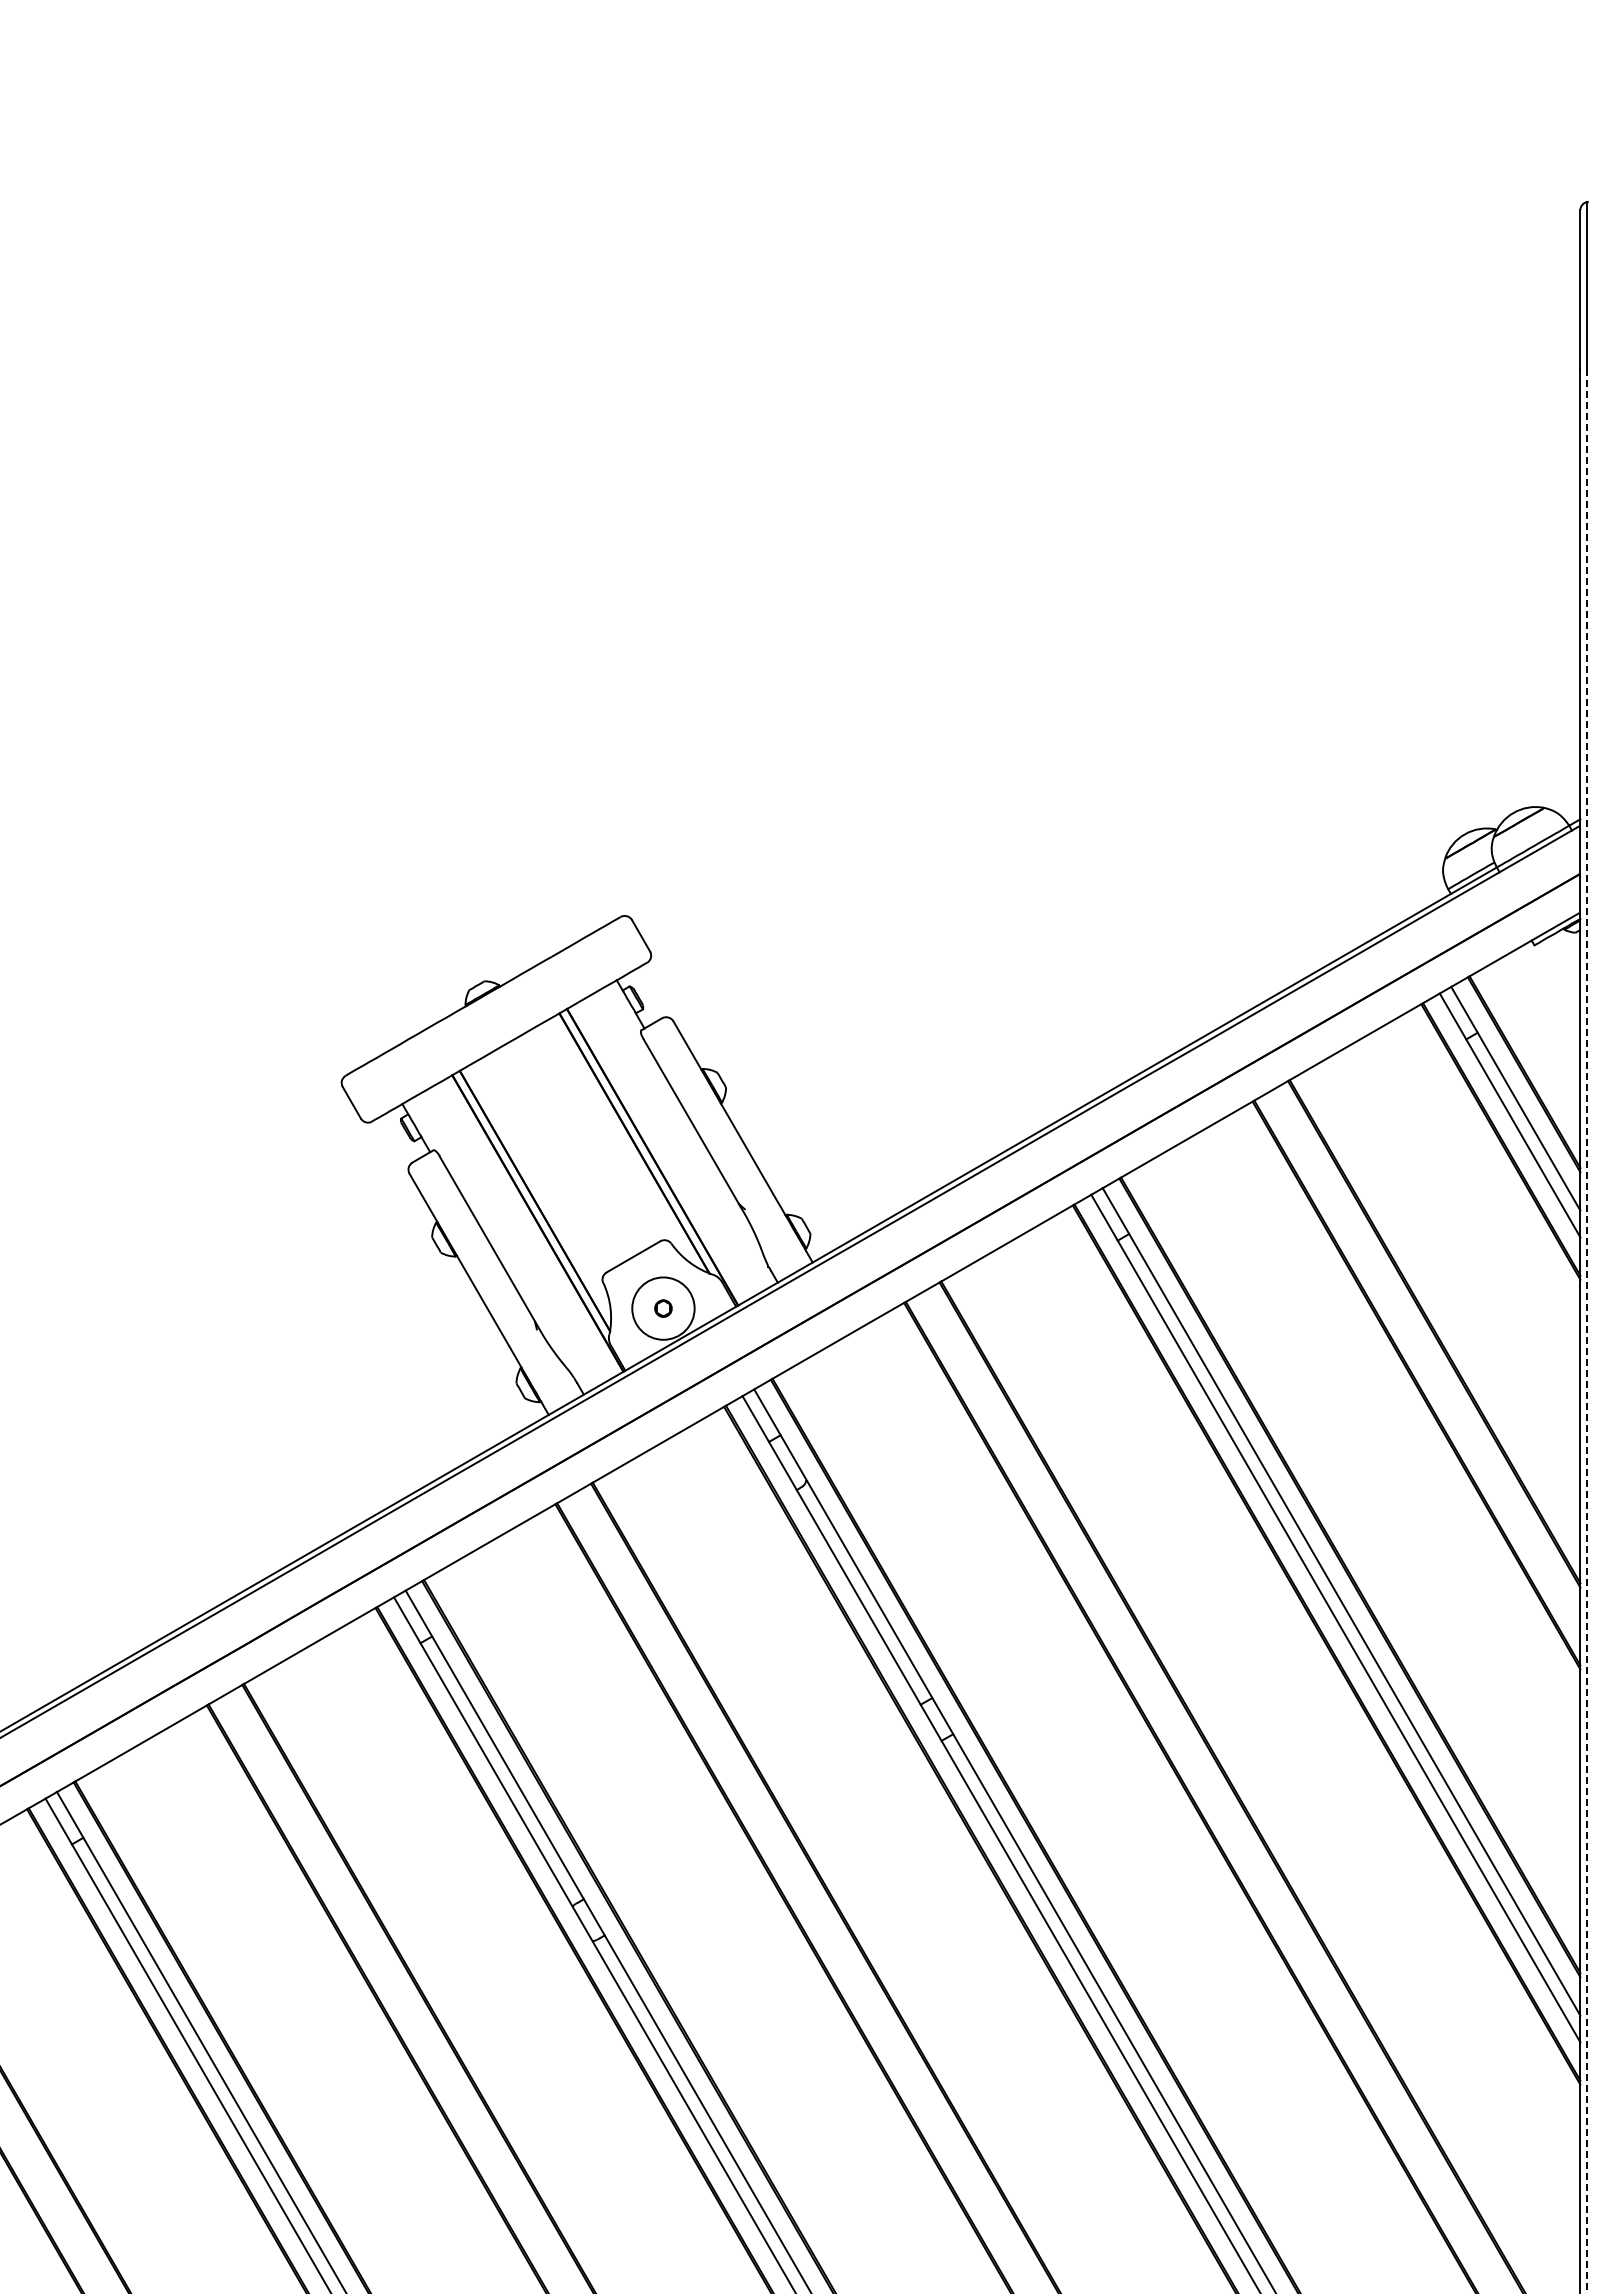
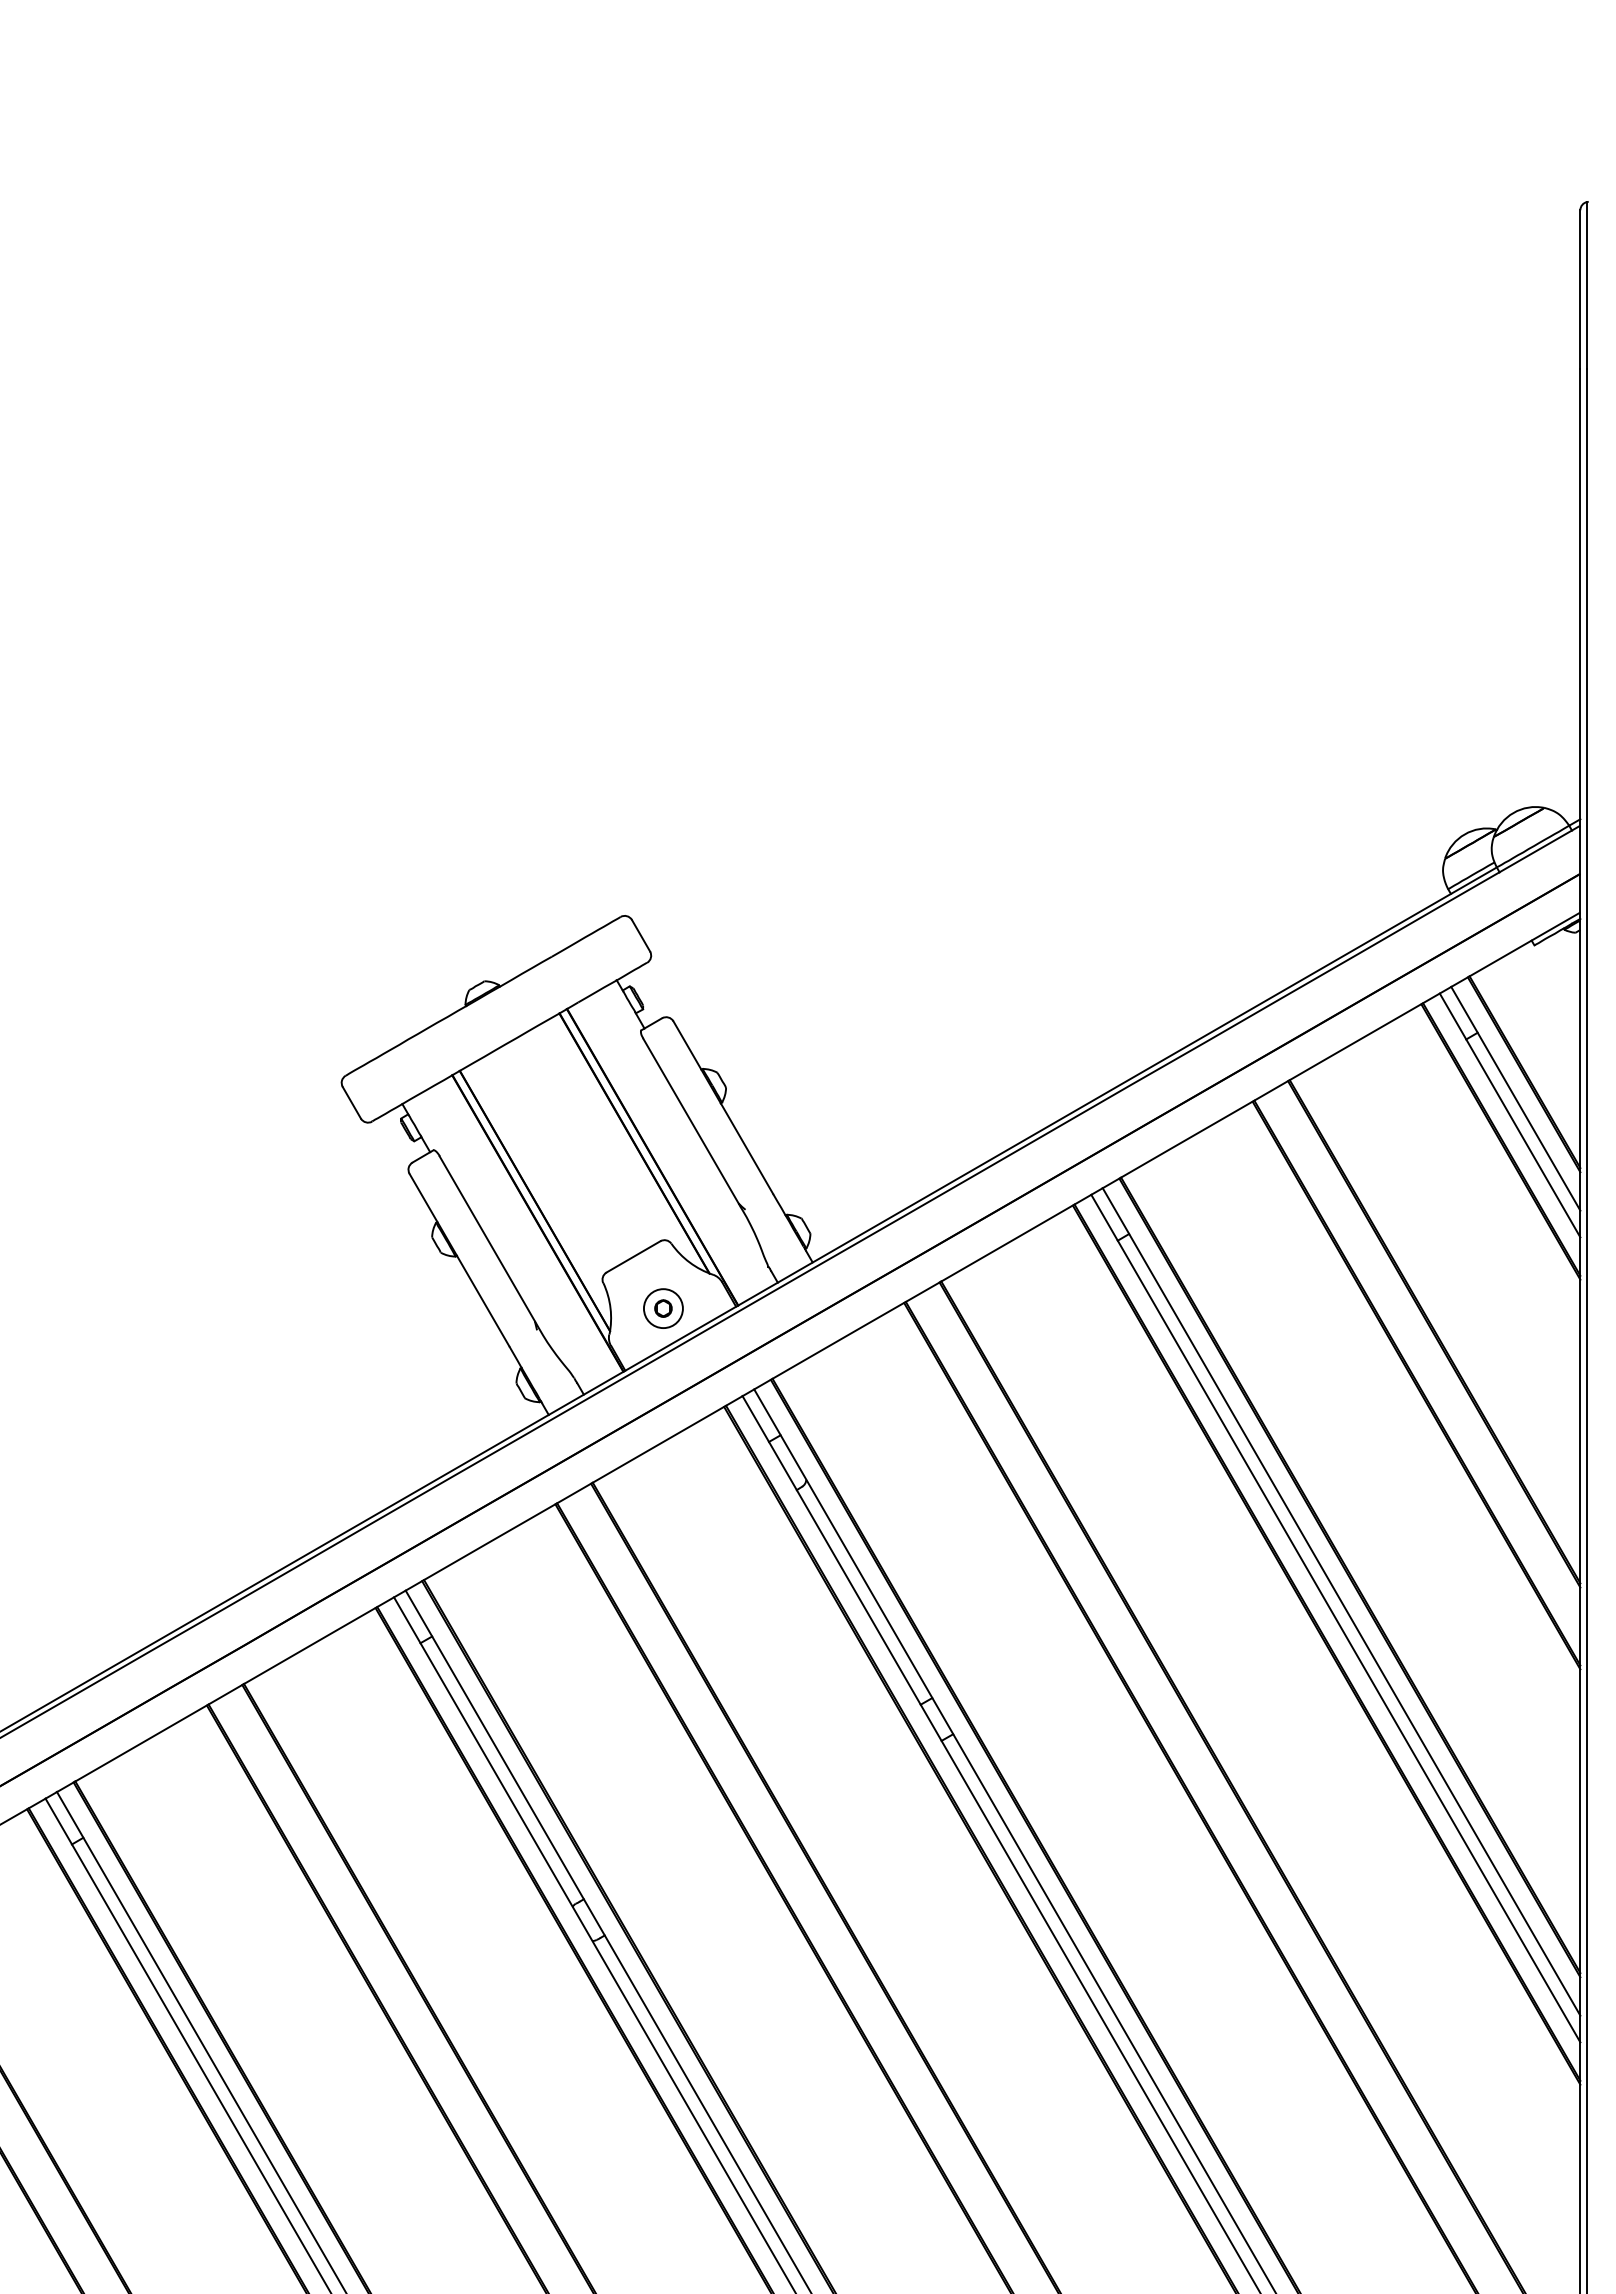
circle diameter: 62 px -> 39 px (662, 1308)
line: dashed -> solid (1587, 1331)
